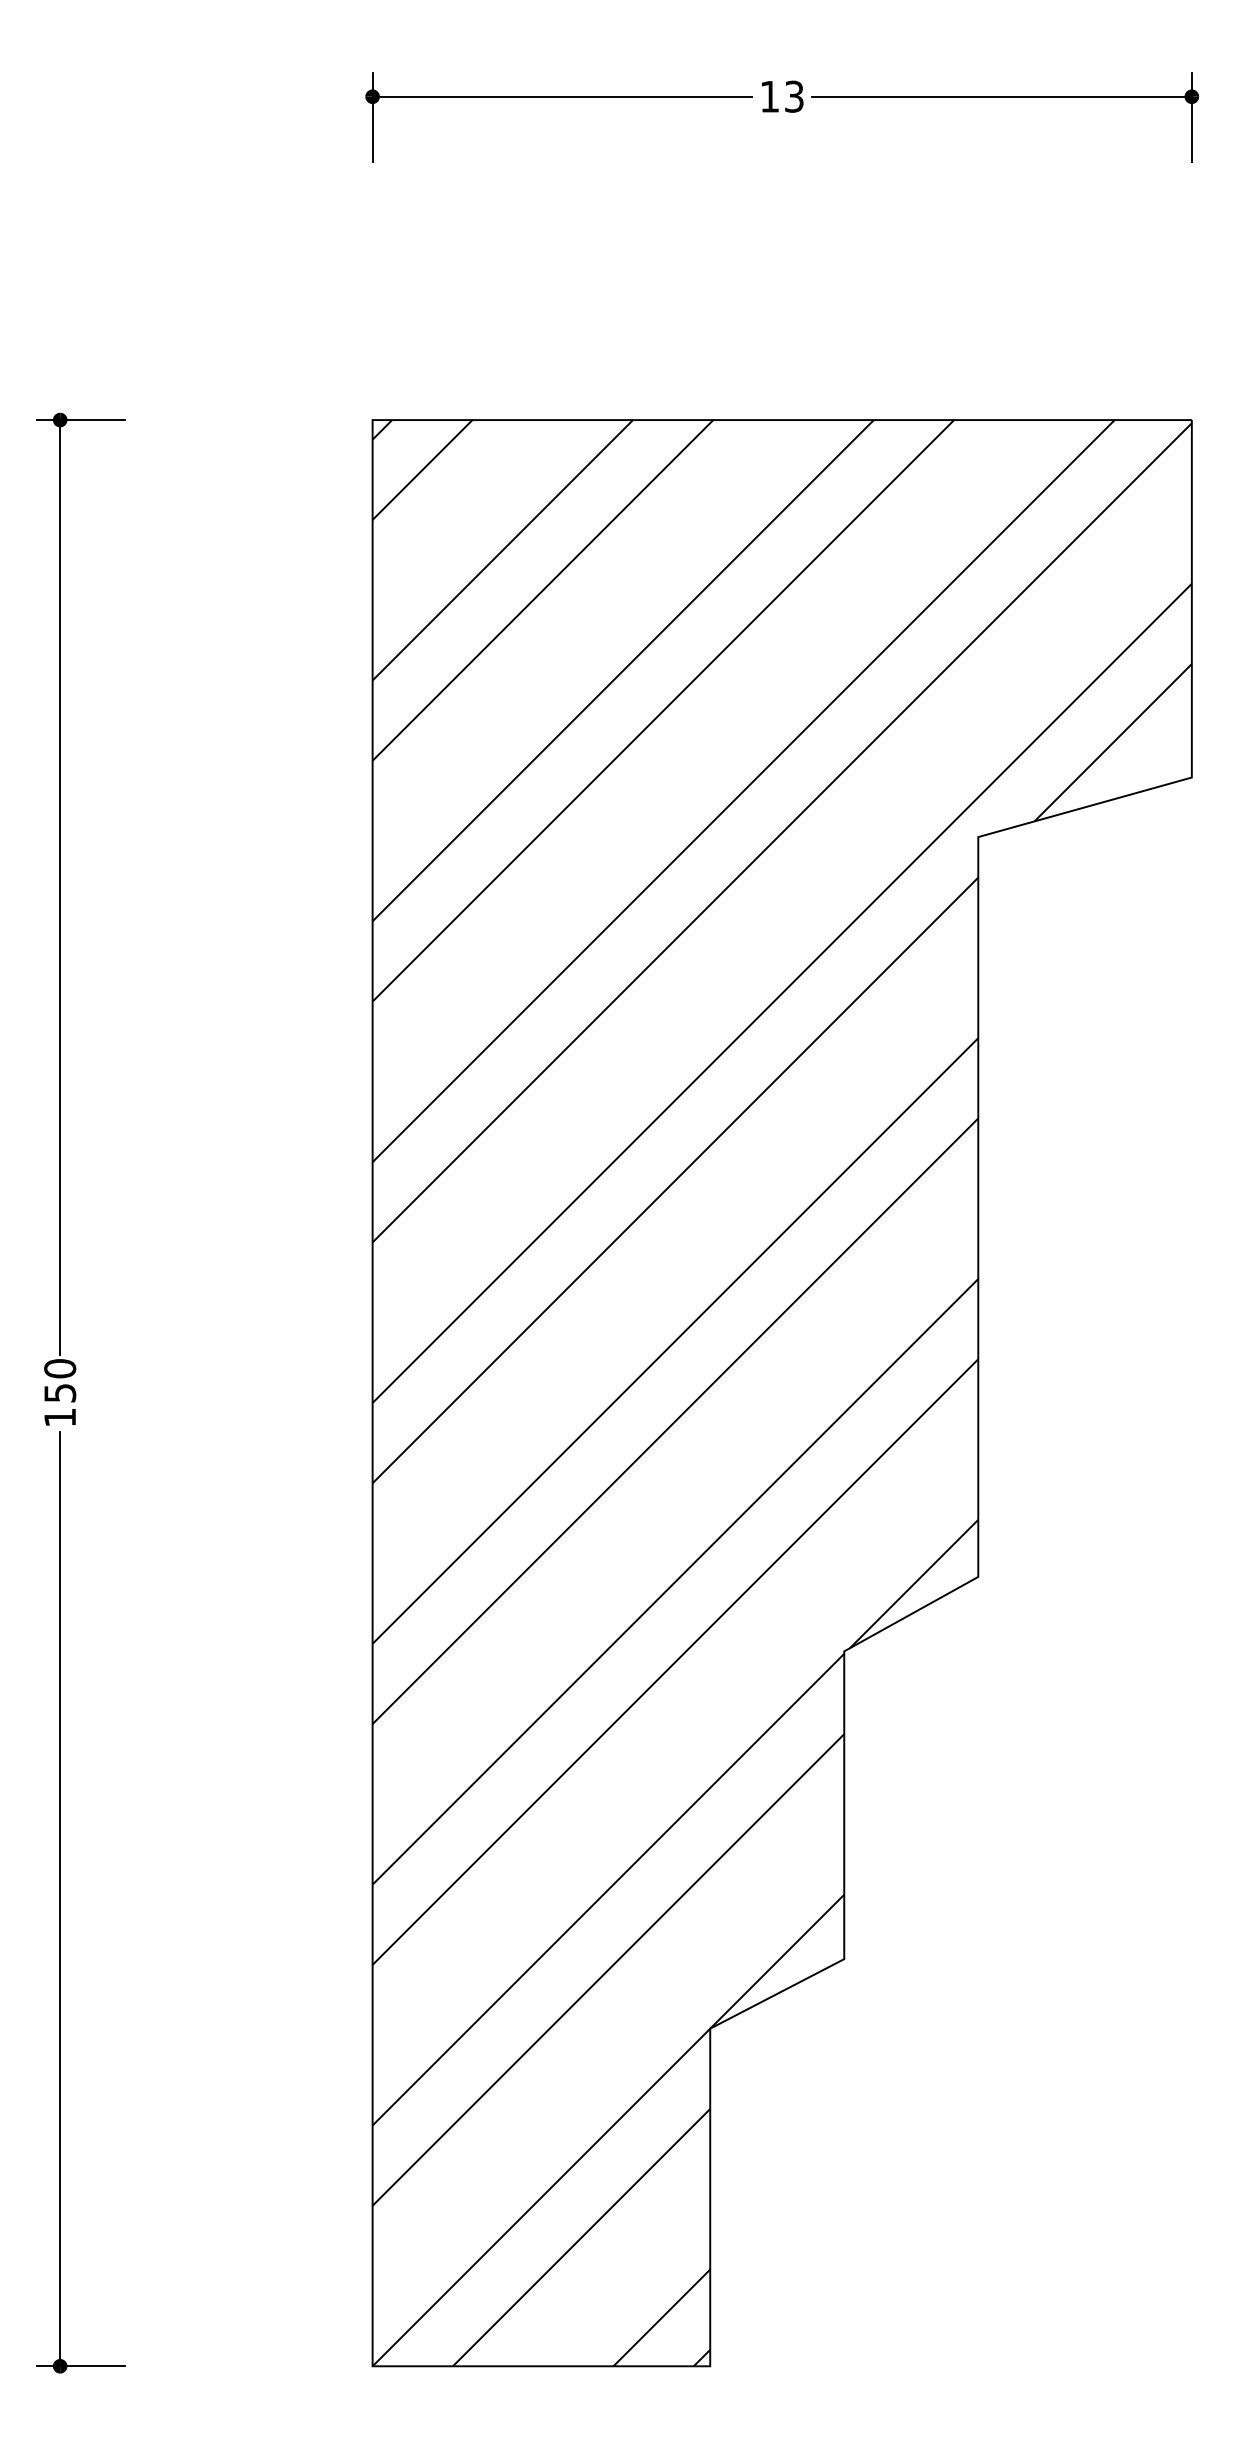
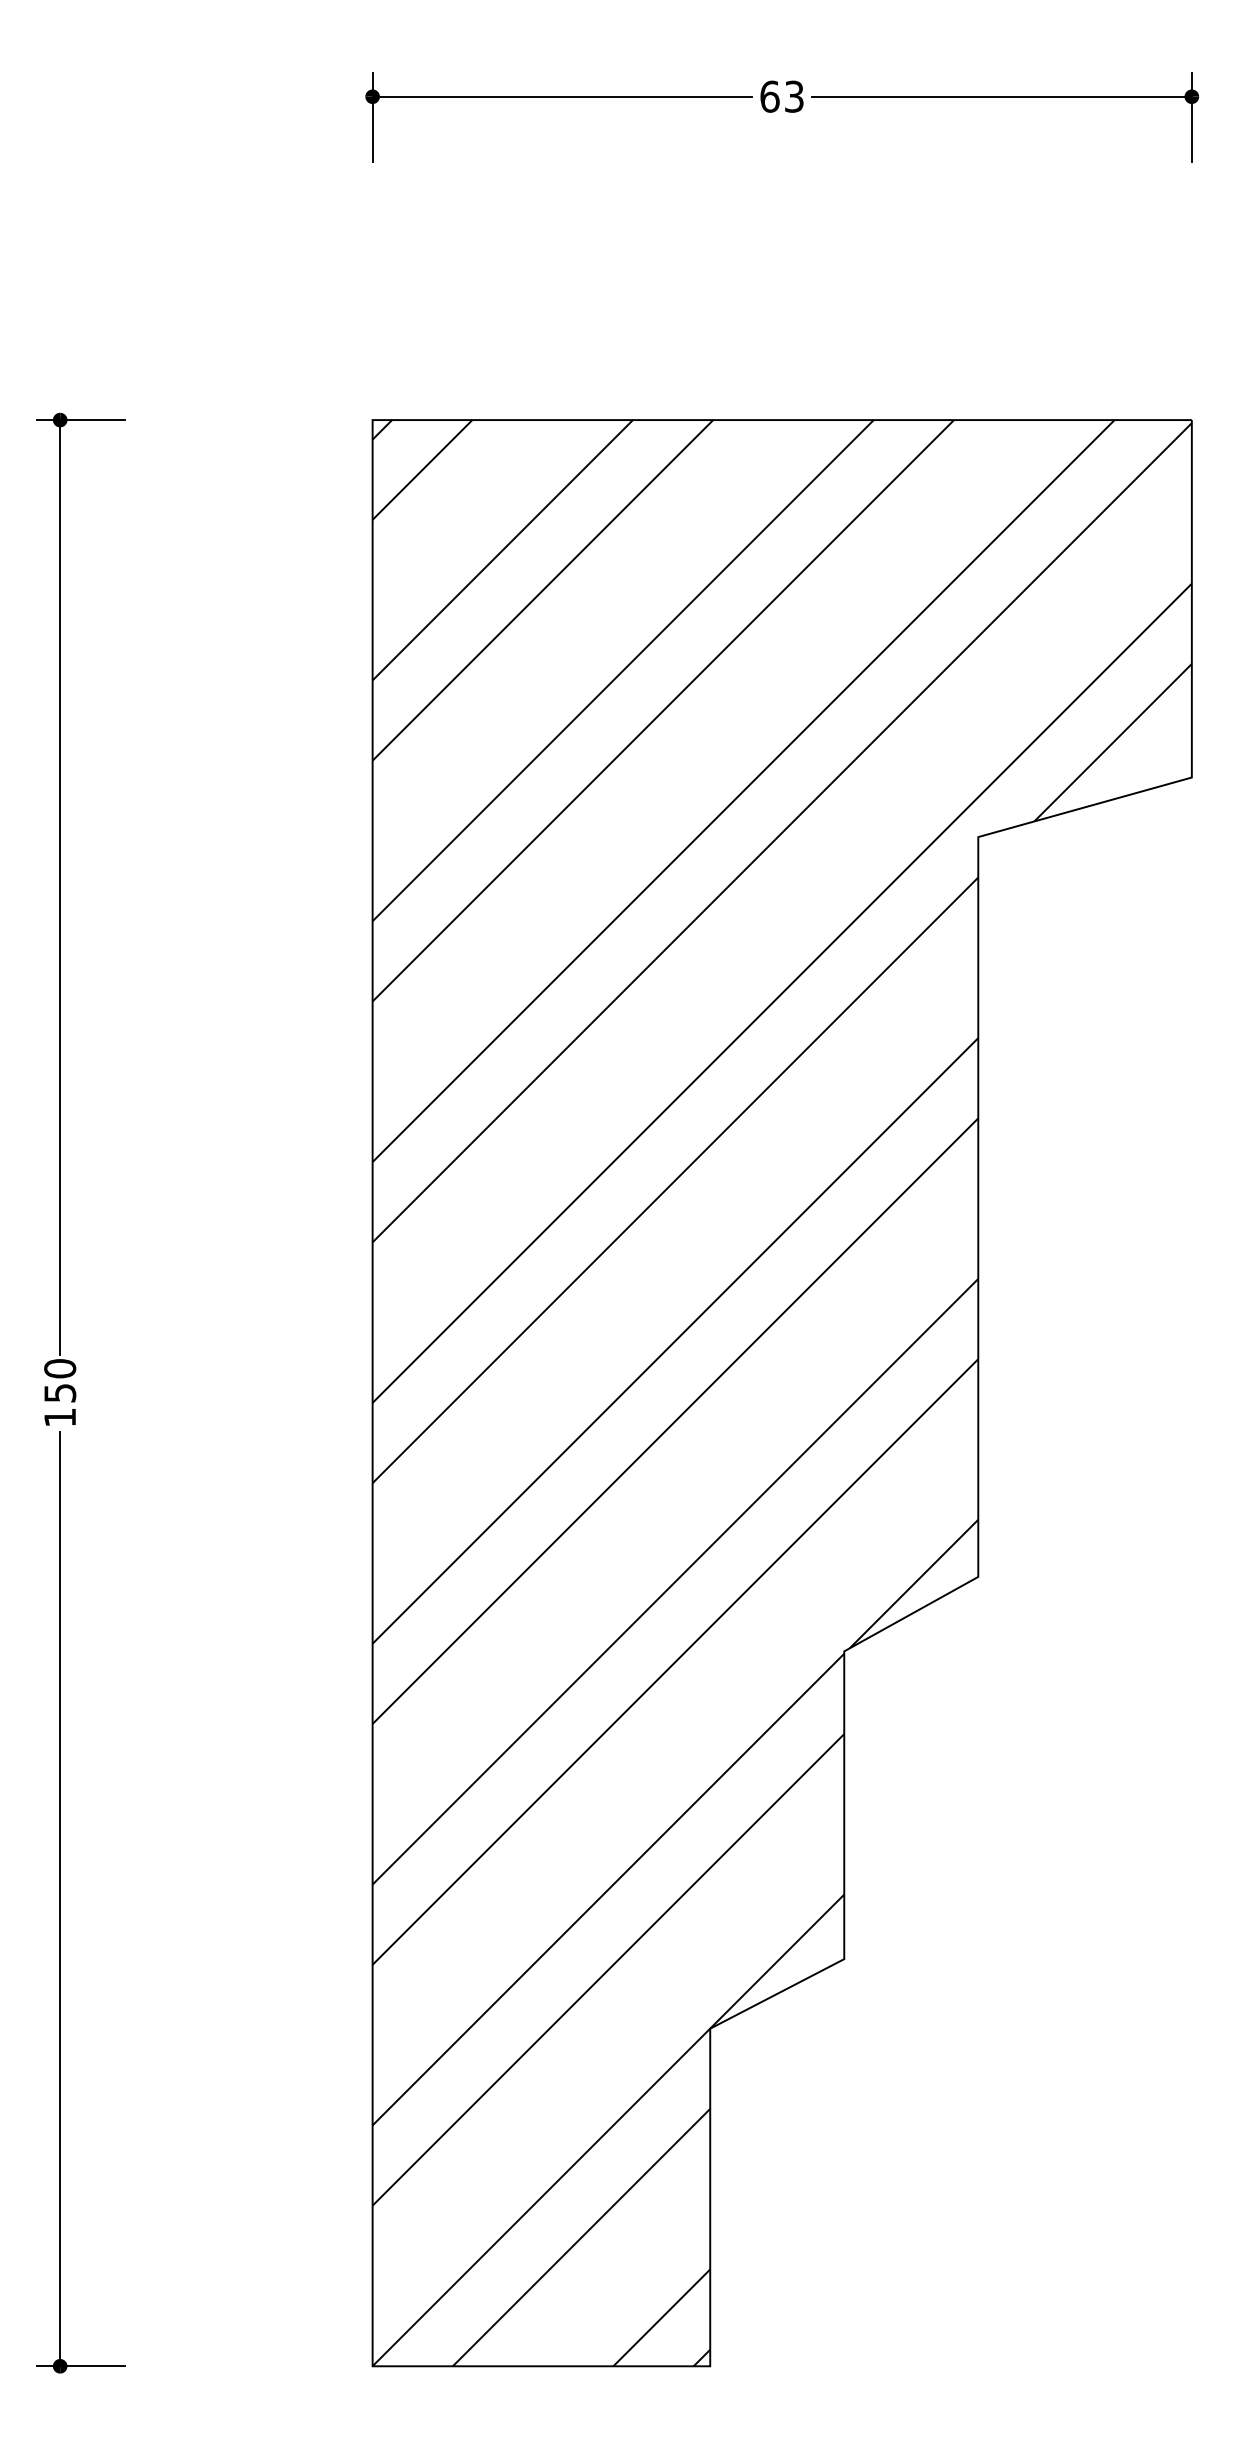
text: 13 -> 63 (769, 96)
